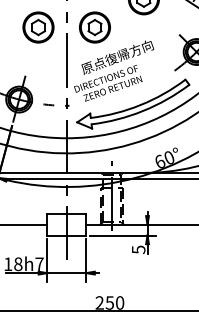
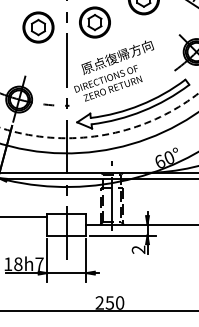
part position: (94, 27) -> (94, 22) (94, 22)
circle: solid -> dashed (99, 115)
line position: (24, 224) -> (24, 216) (24, 216)
text: 5 -> 2 (138, 249)
